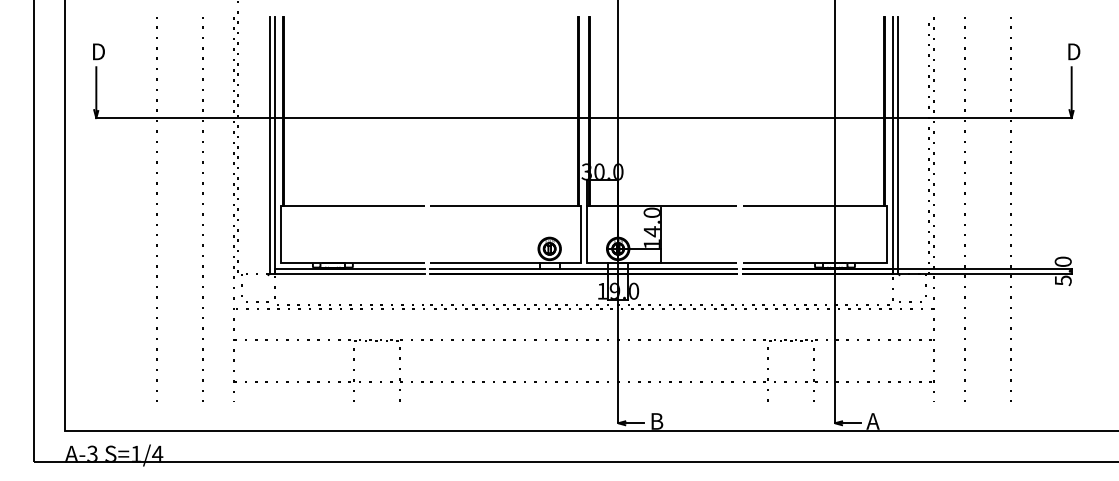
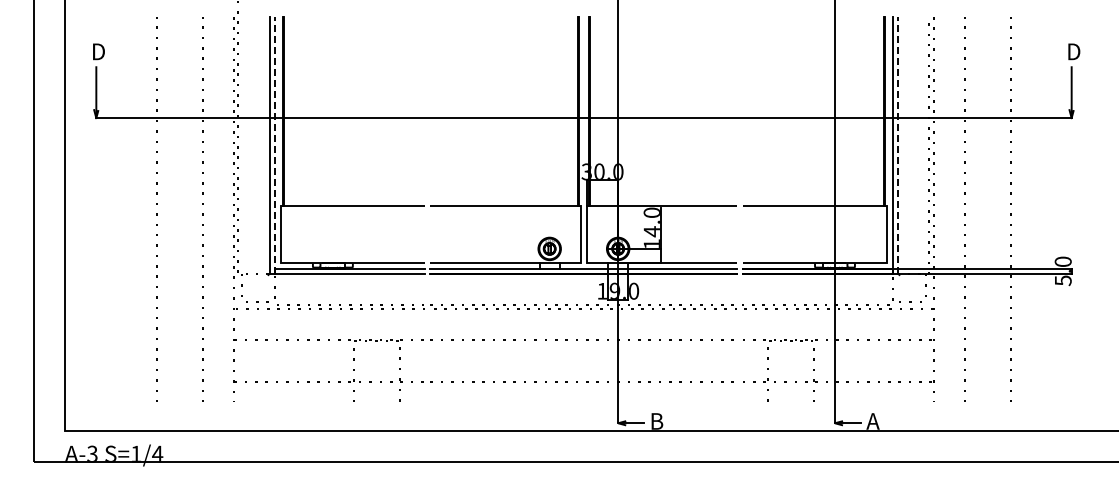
line: solid -> dashed (274, 144)
line: solid -> dashed (898, 144)
